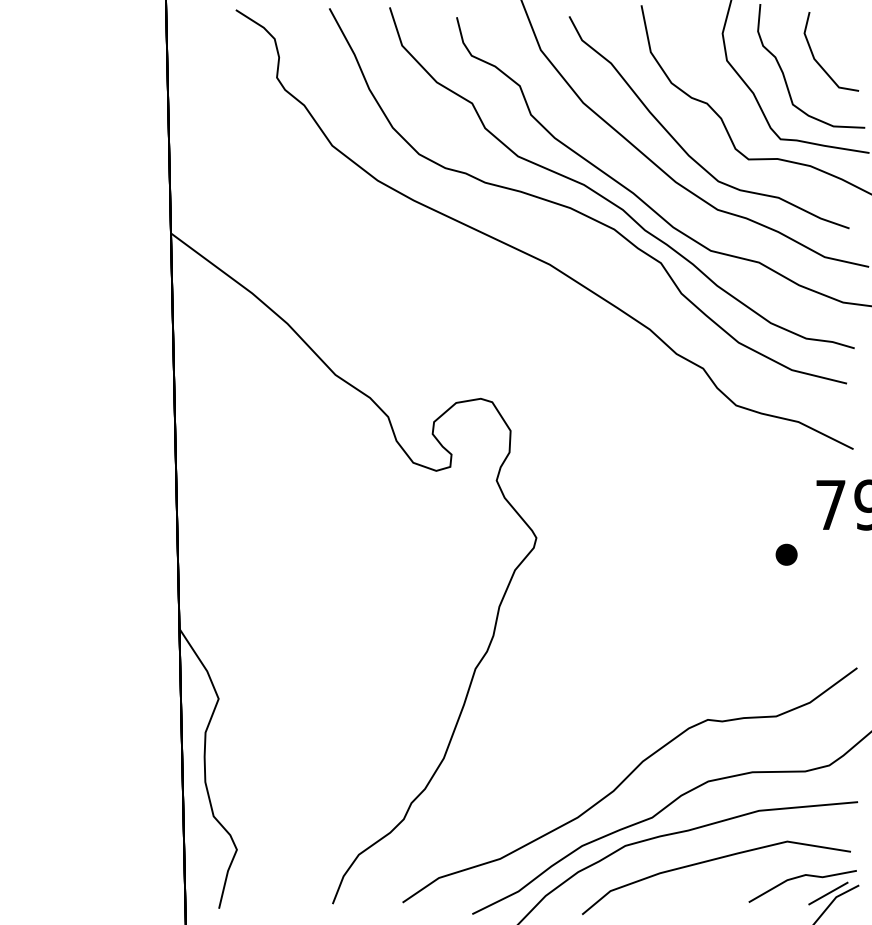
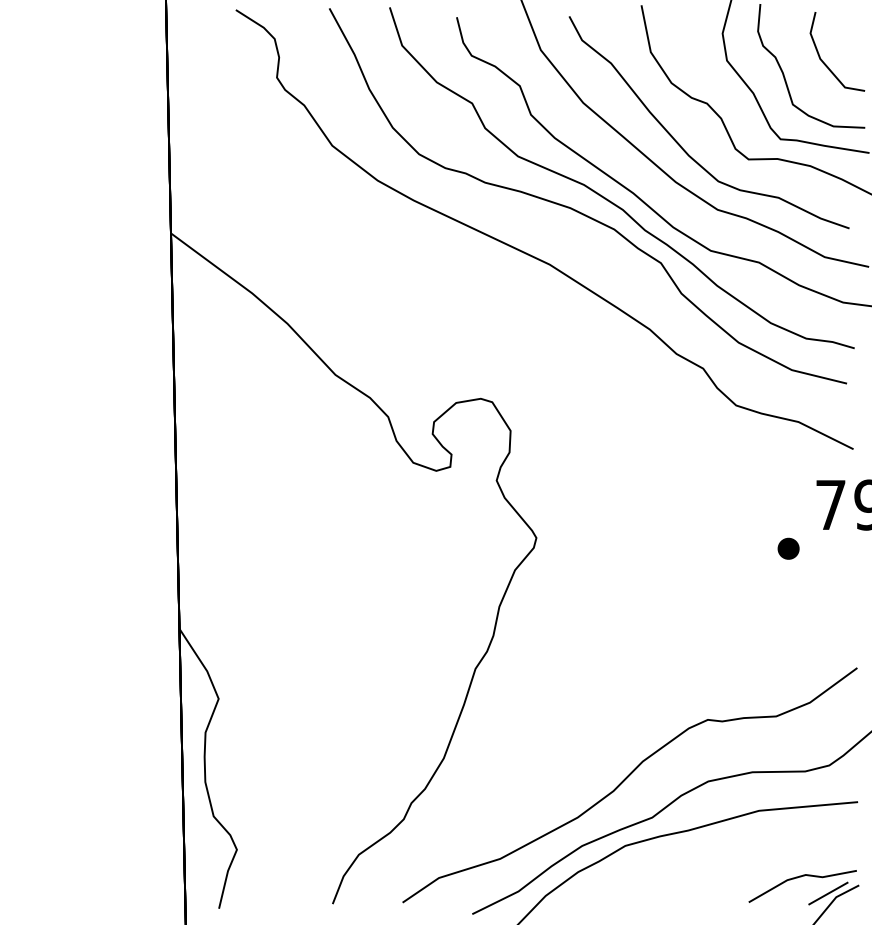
line position: (819, 63) -> (825, 63) (825, 63)
part position: (786, 554) -> (788, 548) (788, 548)
curve: present -> none (710, 861)
